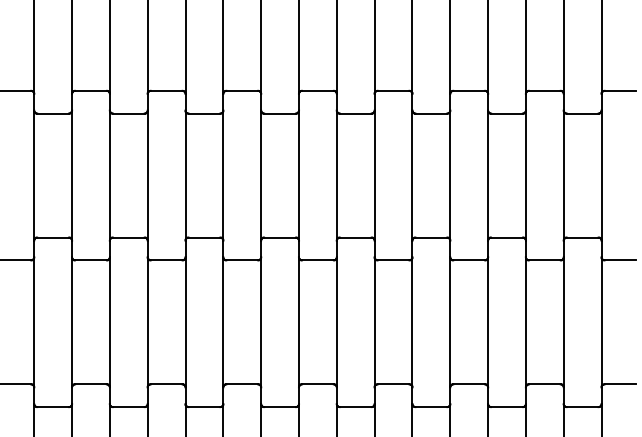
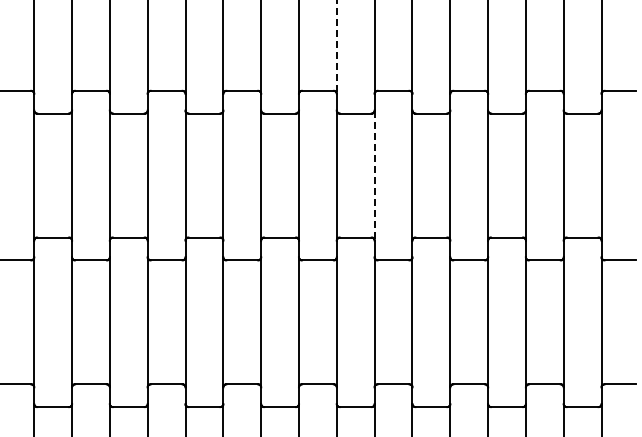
line: solid -> dashed (336, 47)
line: solid -> dashed (374, 176)
